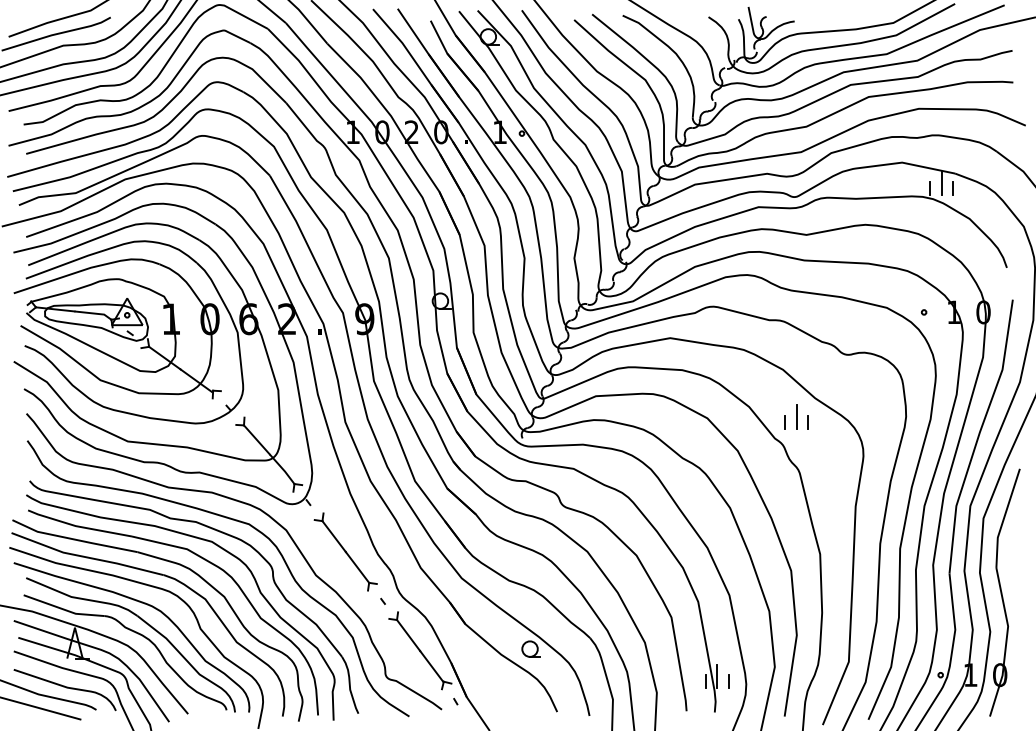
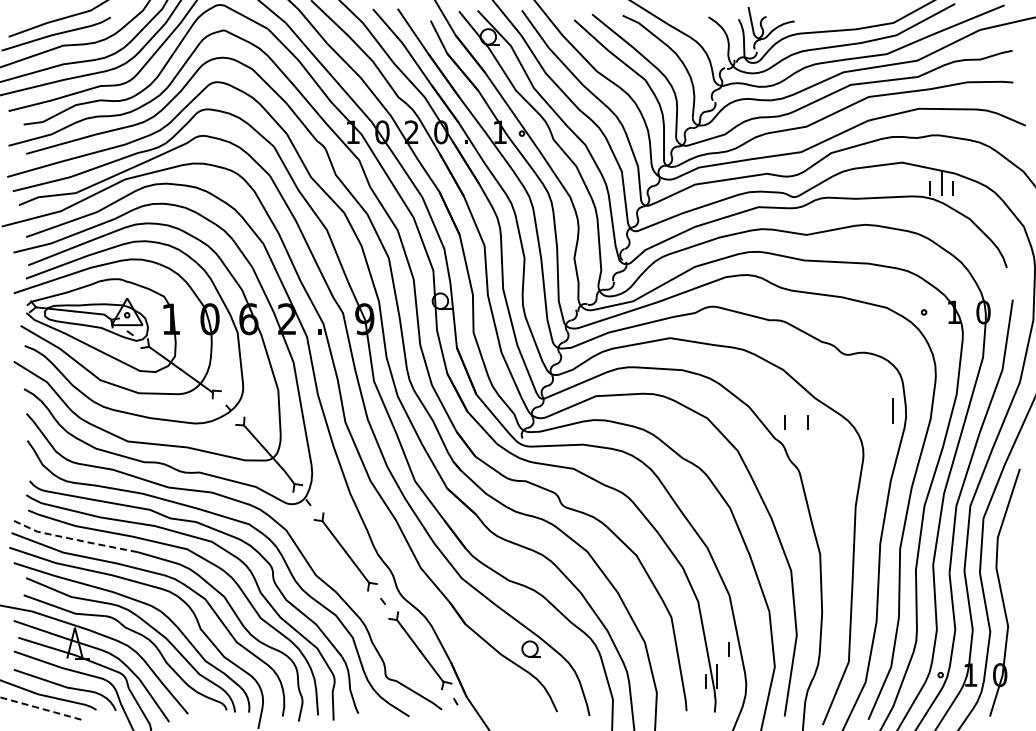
line position: (796, 416) -> (892, 410) (892, 410)
line: solid -> dashed (73, 539)
line position: (728, 681) -> (728, 649) (728, 649)
line: solid -> dashed (40, 708)
